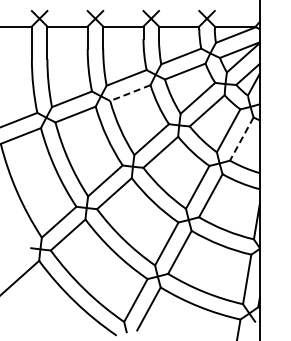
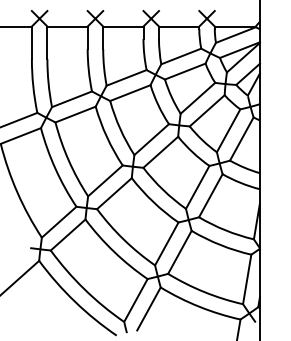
line: dashed -> solid (130, 93)
line: dashed -> solid (241, 139)
